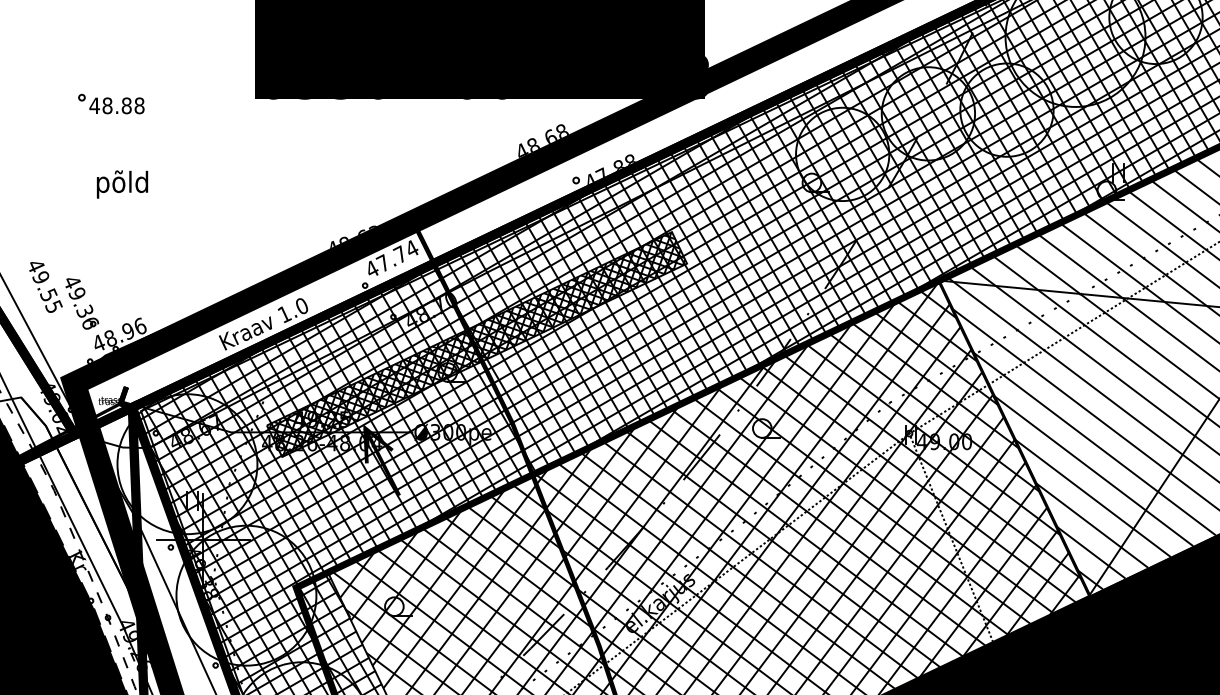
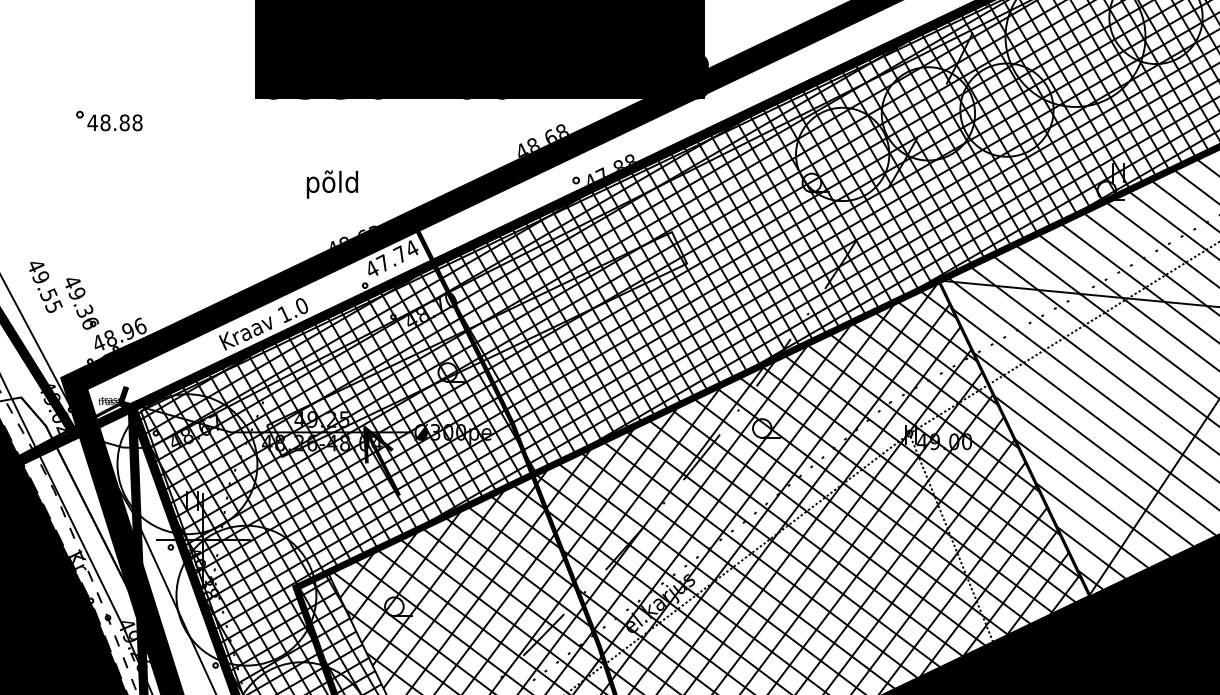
part position: (111, 103) -> (109, 120) (109, 120)
text position: (122, 184) -> (332, 184) (332, 184)
hatch: present -> none (476, 344)
